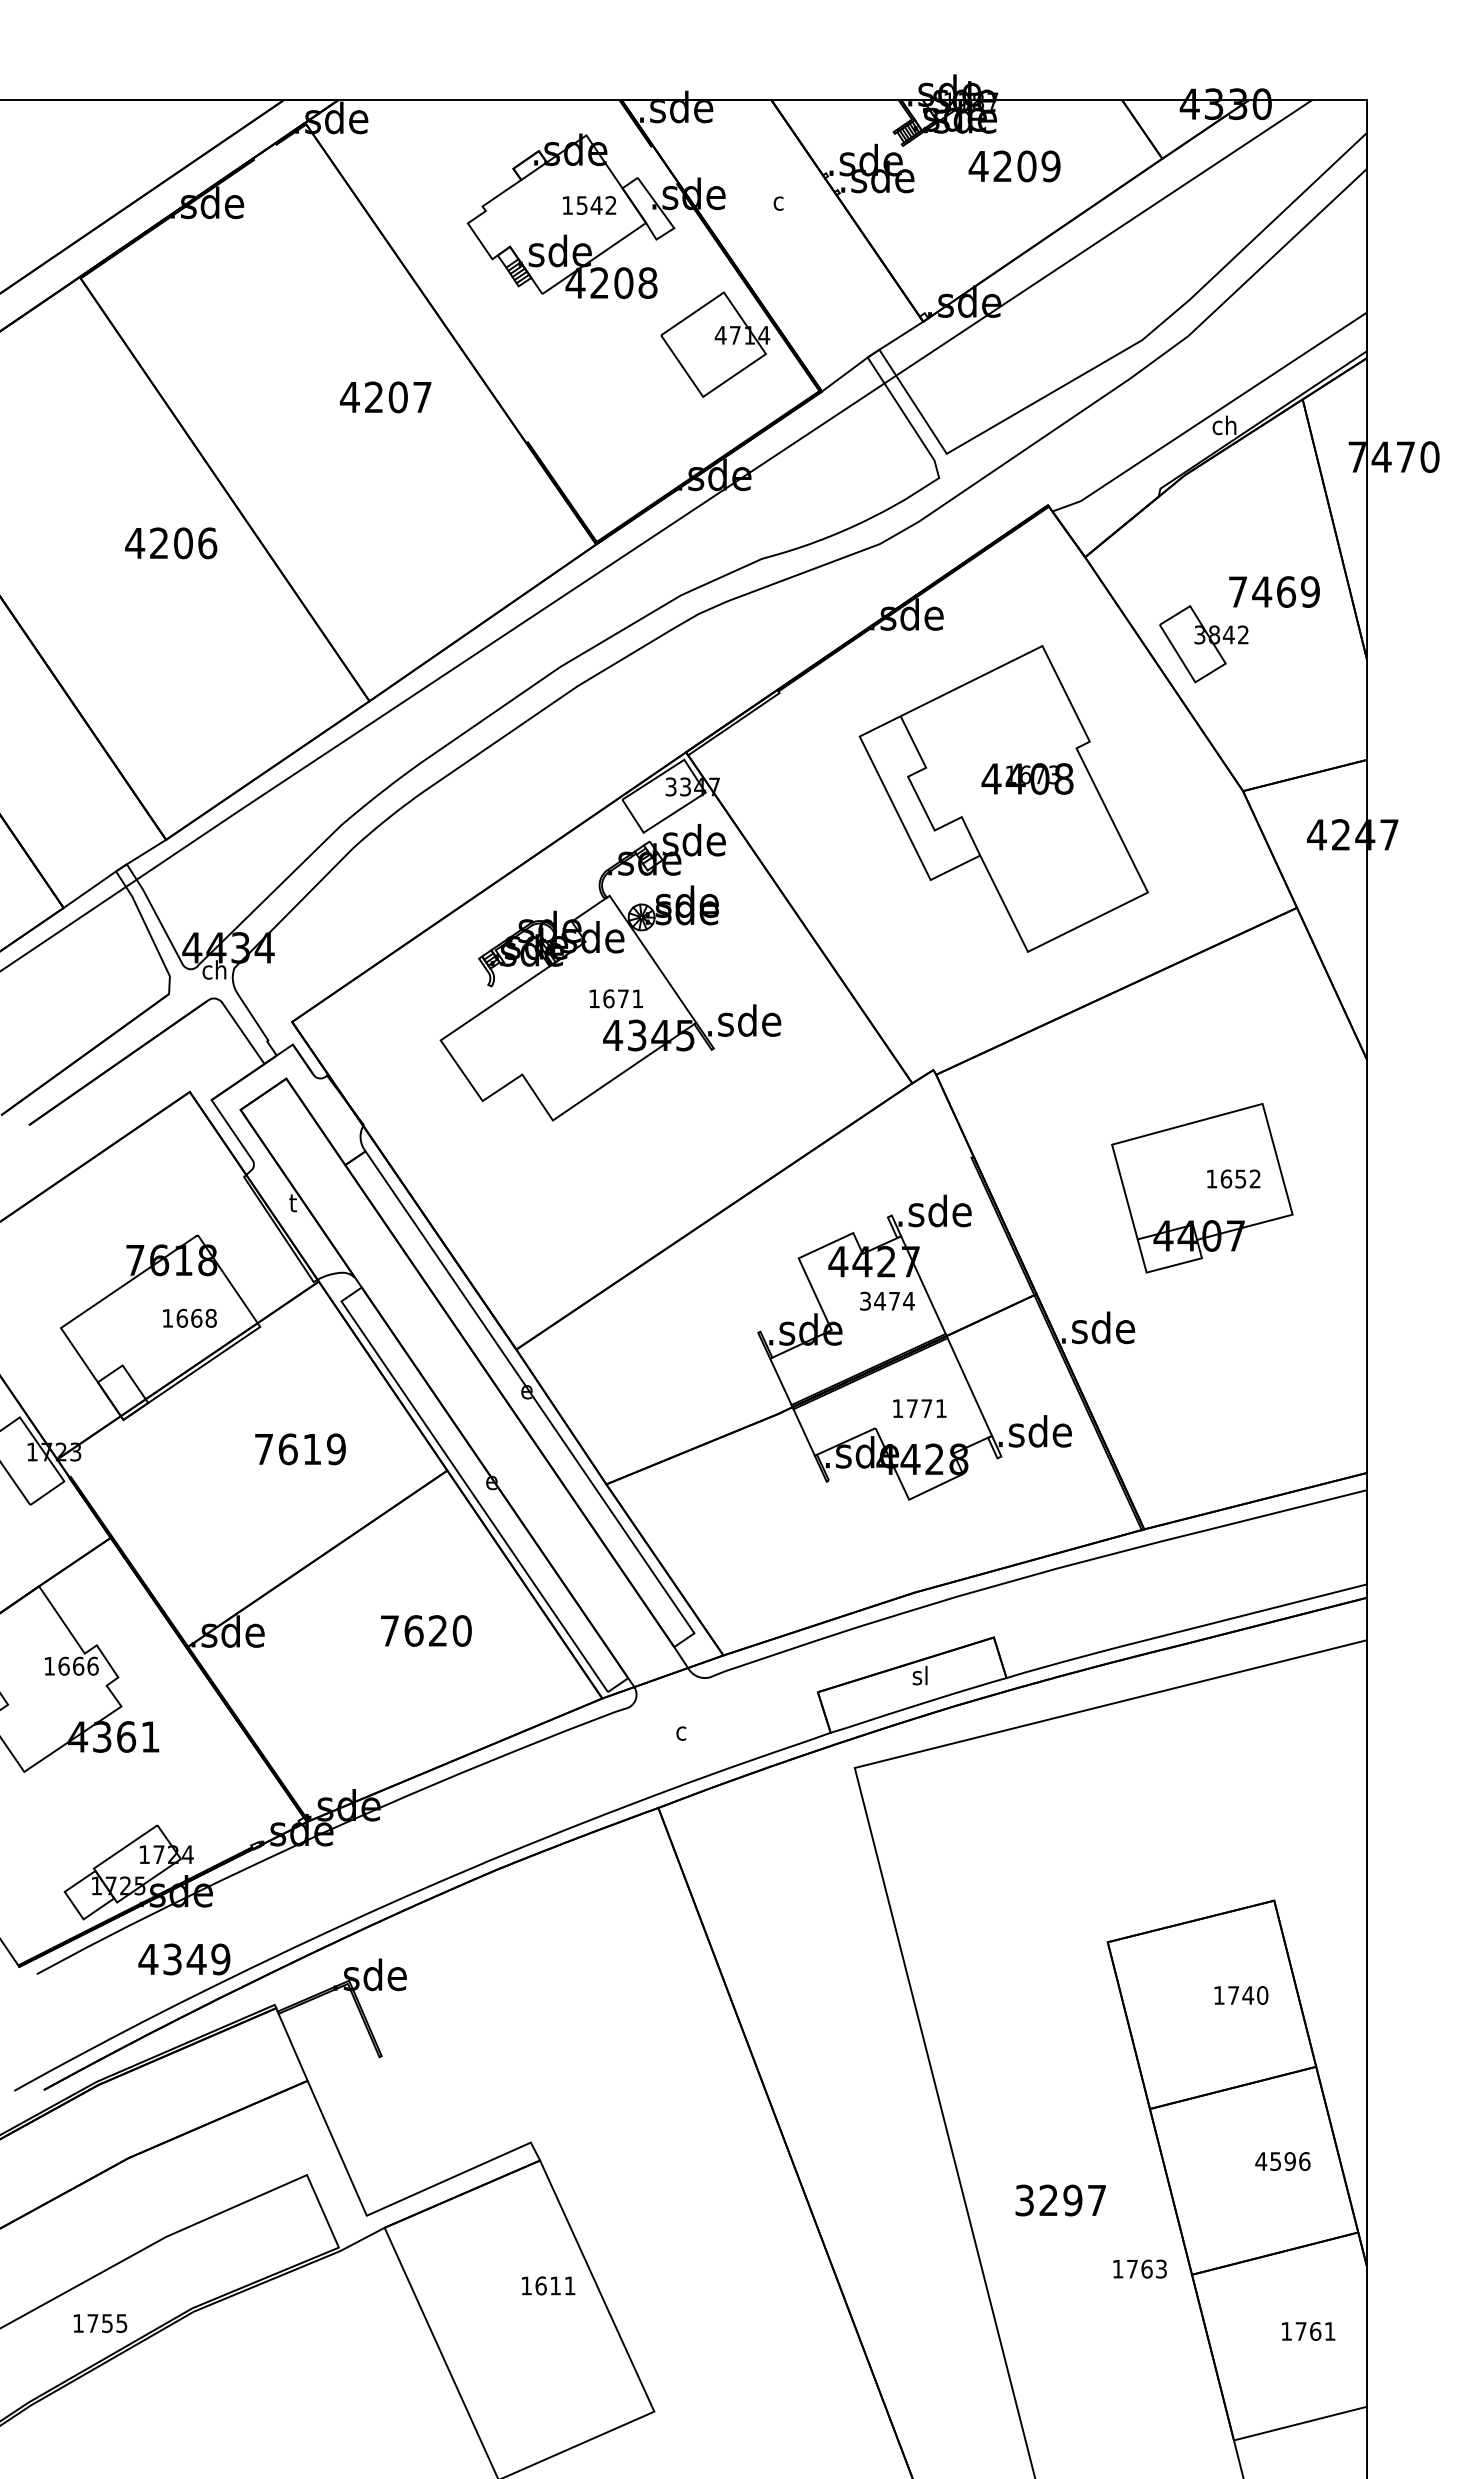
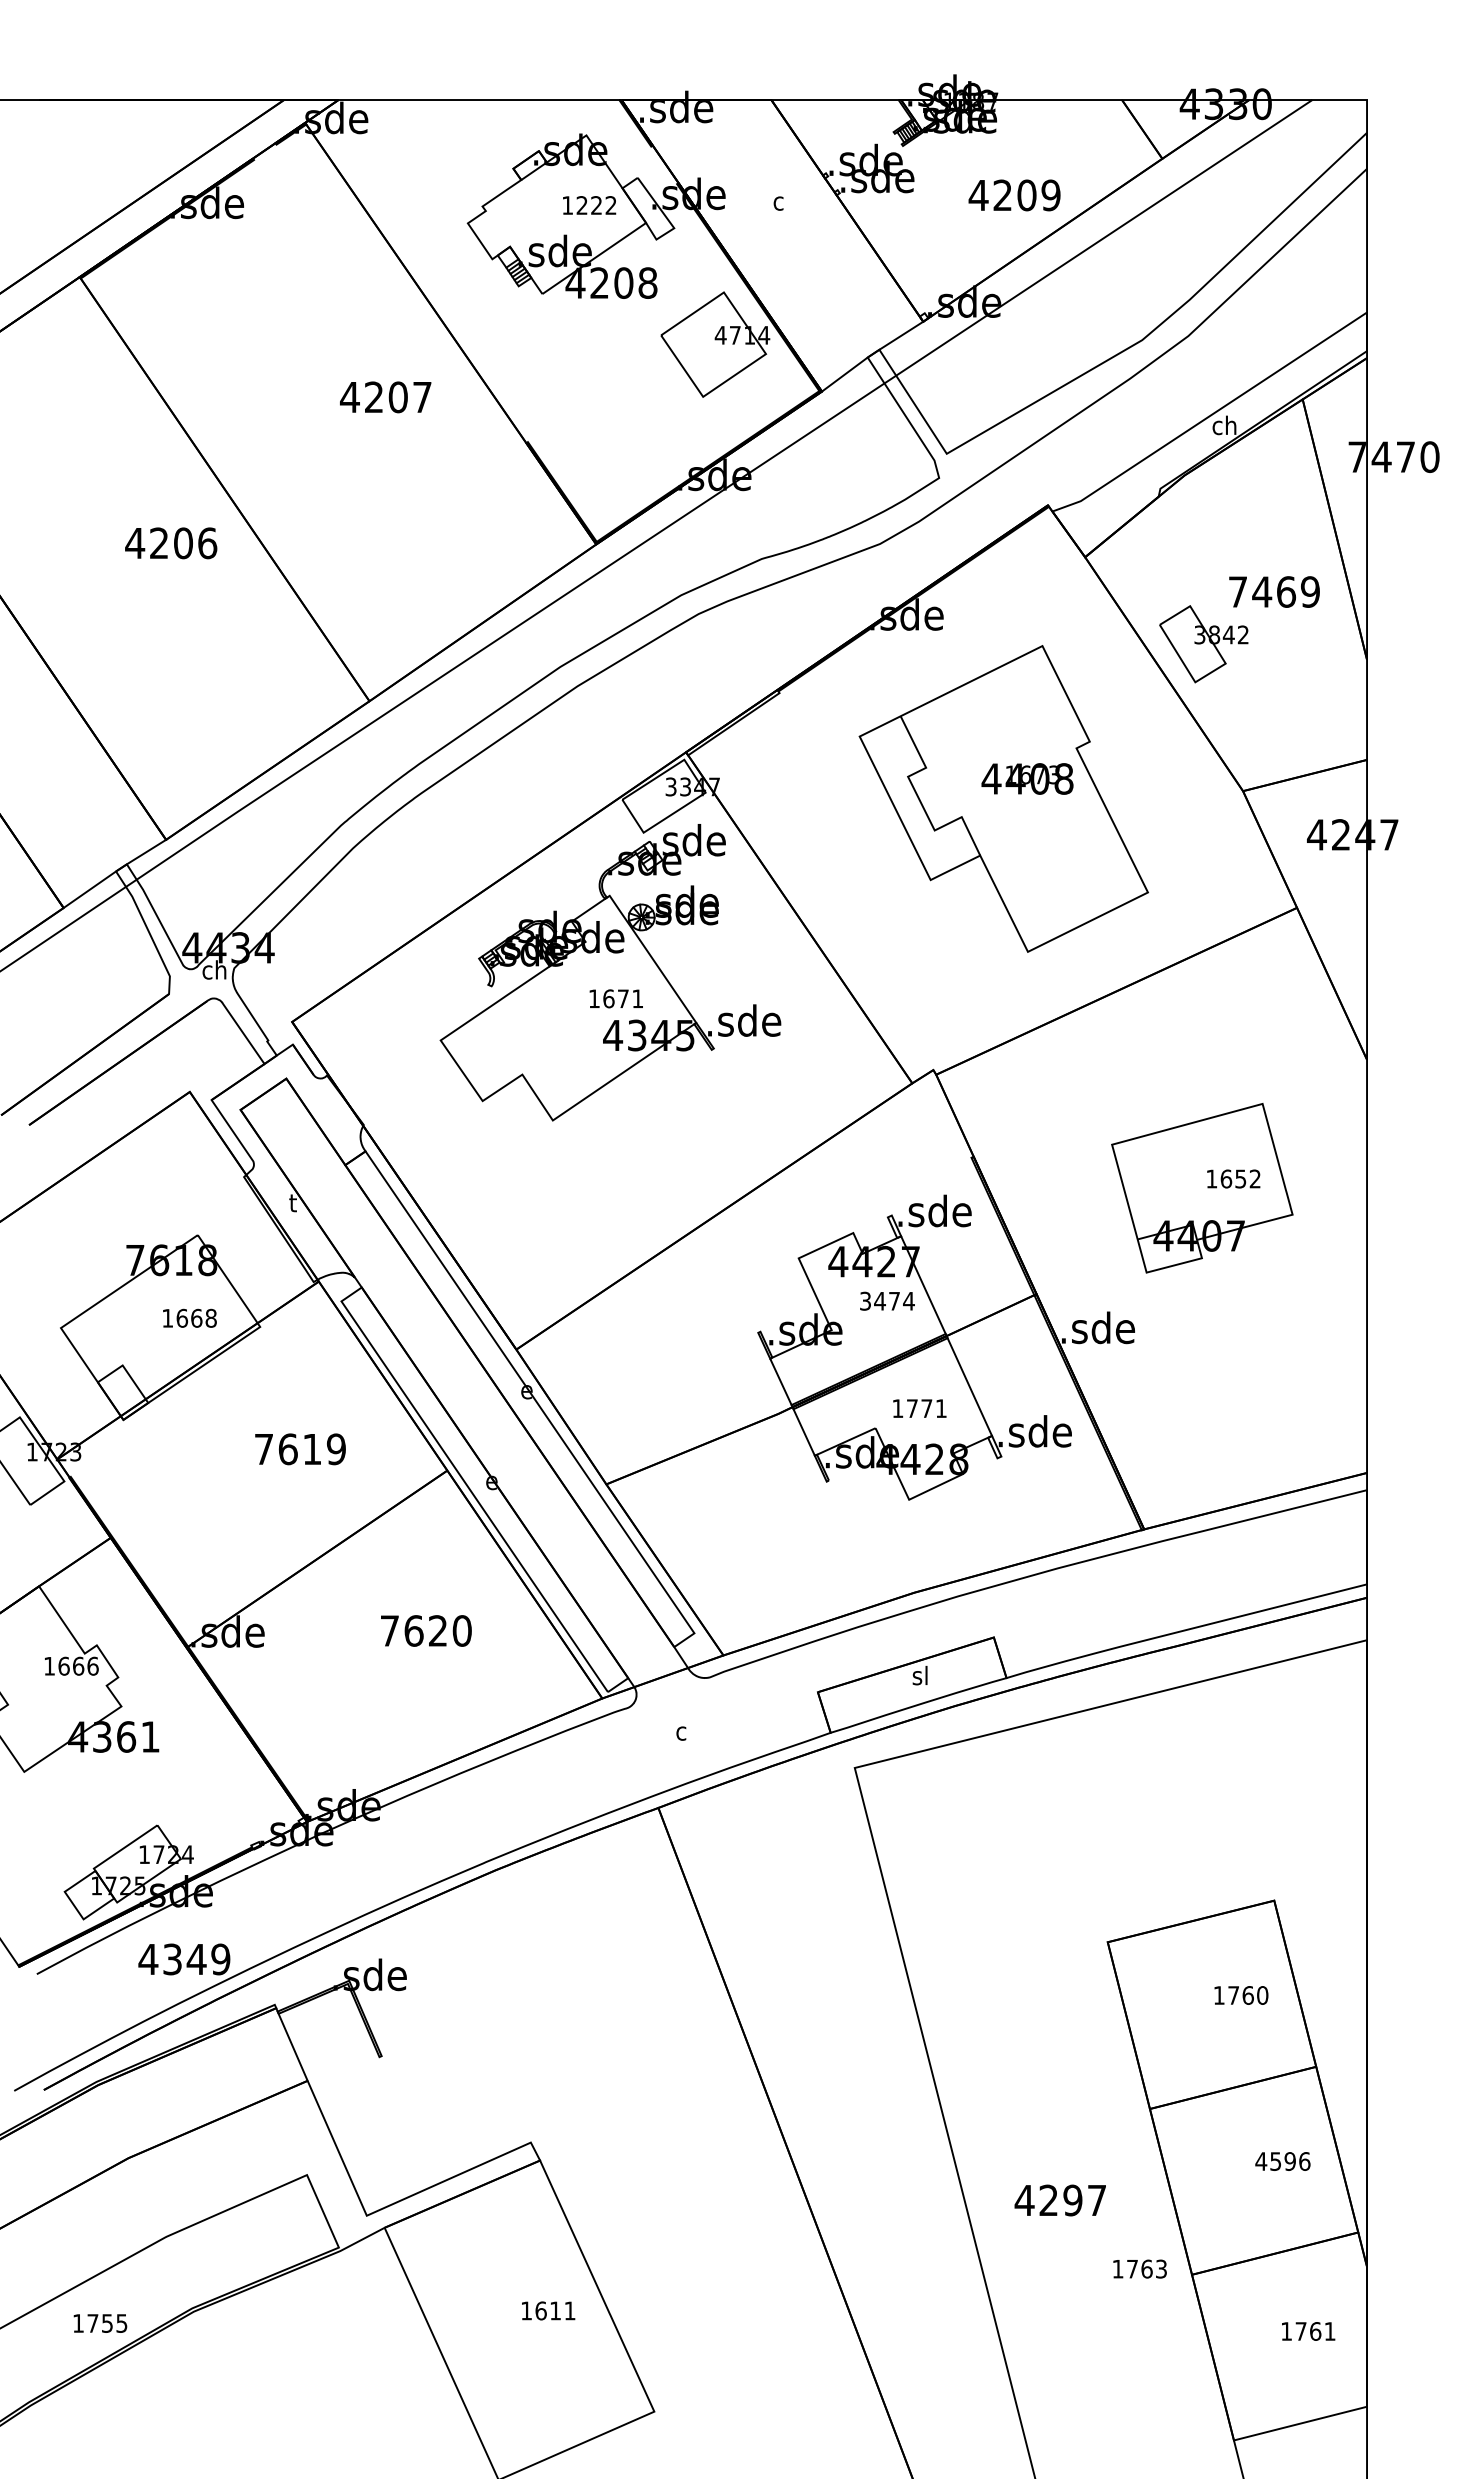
text position: (1014, 166) -> (1014, 195) (1014, 195)
text: 1542 -> 1222 (589, 205)
text: 1740 -> 1760 (1248, 1995)
text: 3297 -> 4297 (1024, 2200)
text position: (548, 2285) -> (548, 2310) (548, 2310)
